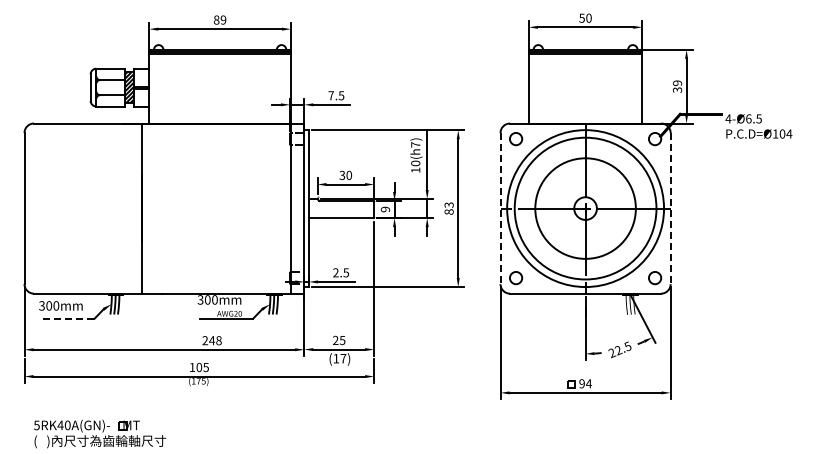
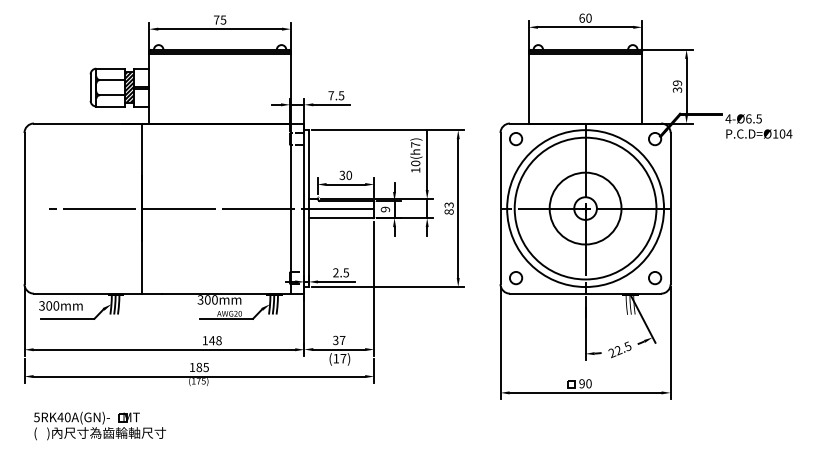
text: 50 -> 60 (581, 17)
text: 89 -> 75 (219, 19)
line: none -> present (211, 208)
line: dashed -> solid (500, 208)
circle diameter: 101 px -> 72 px (585, 208)
line: dashed -> solid (670, 208)
line: dashed -> solid (67, 318)
text: 248 -> 148 (205, 340)
text: 25 -> 37 (339, 340)
text: 105 -> 185 (199, 367)
text: 94 -> 90 (588, 383)
part position: (100, 433) -> (100, 425) (100, 425)
